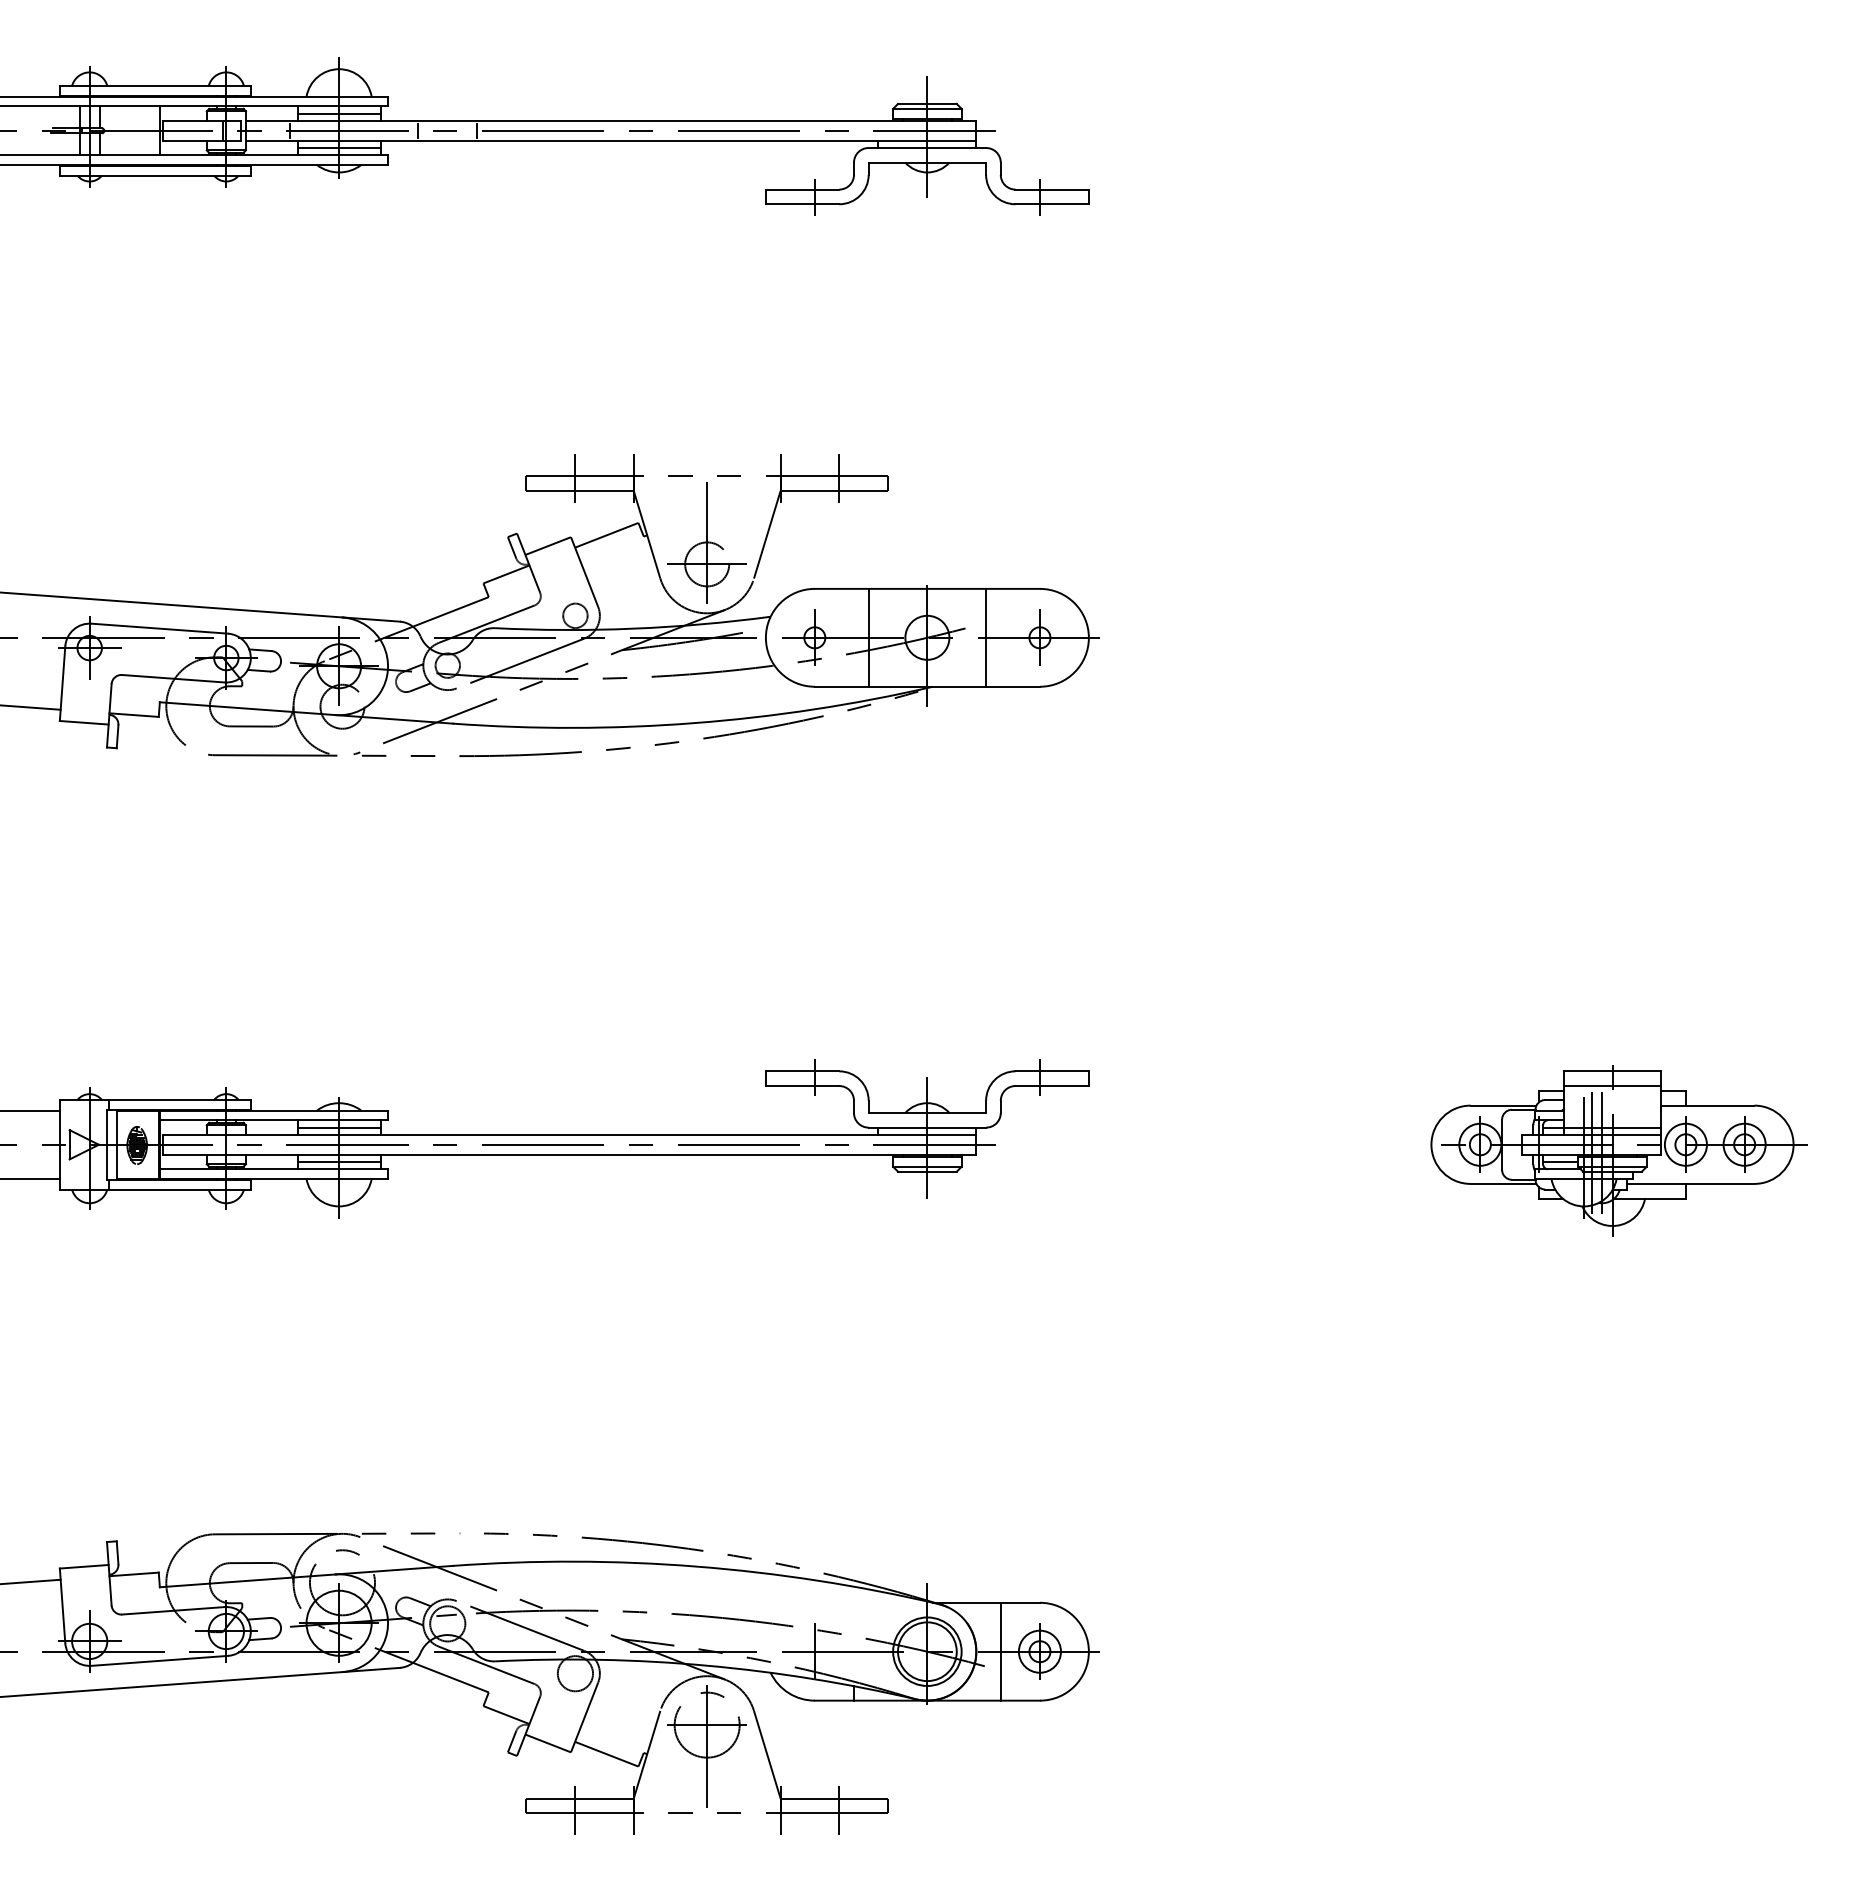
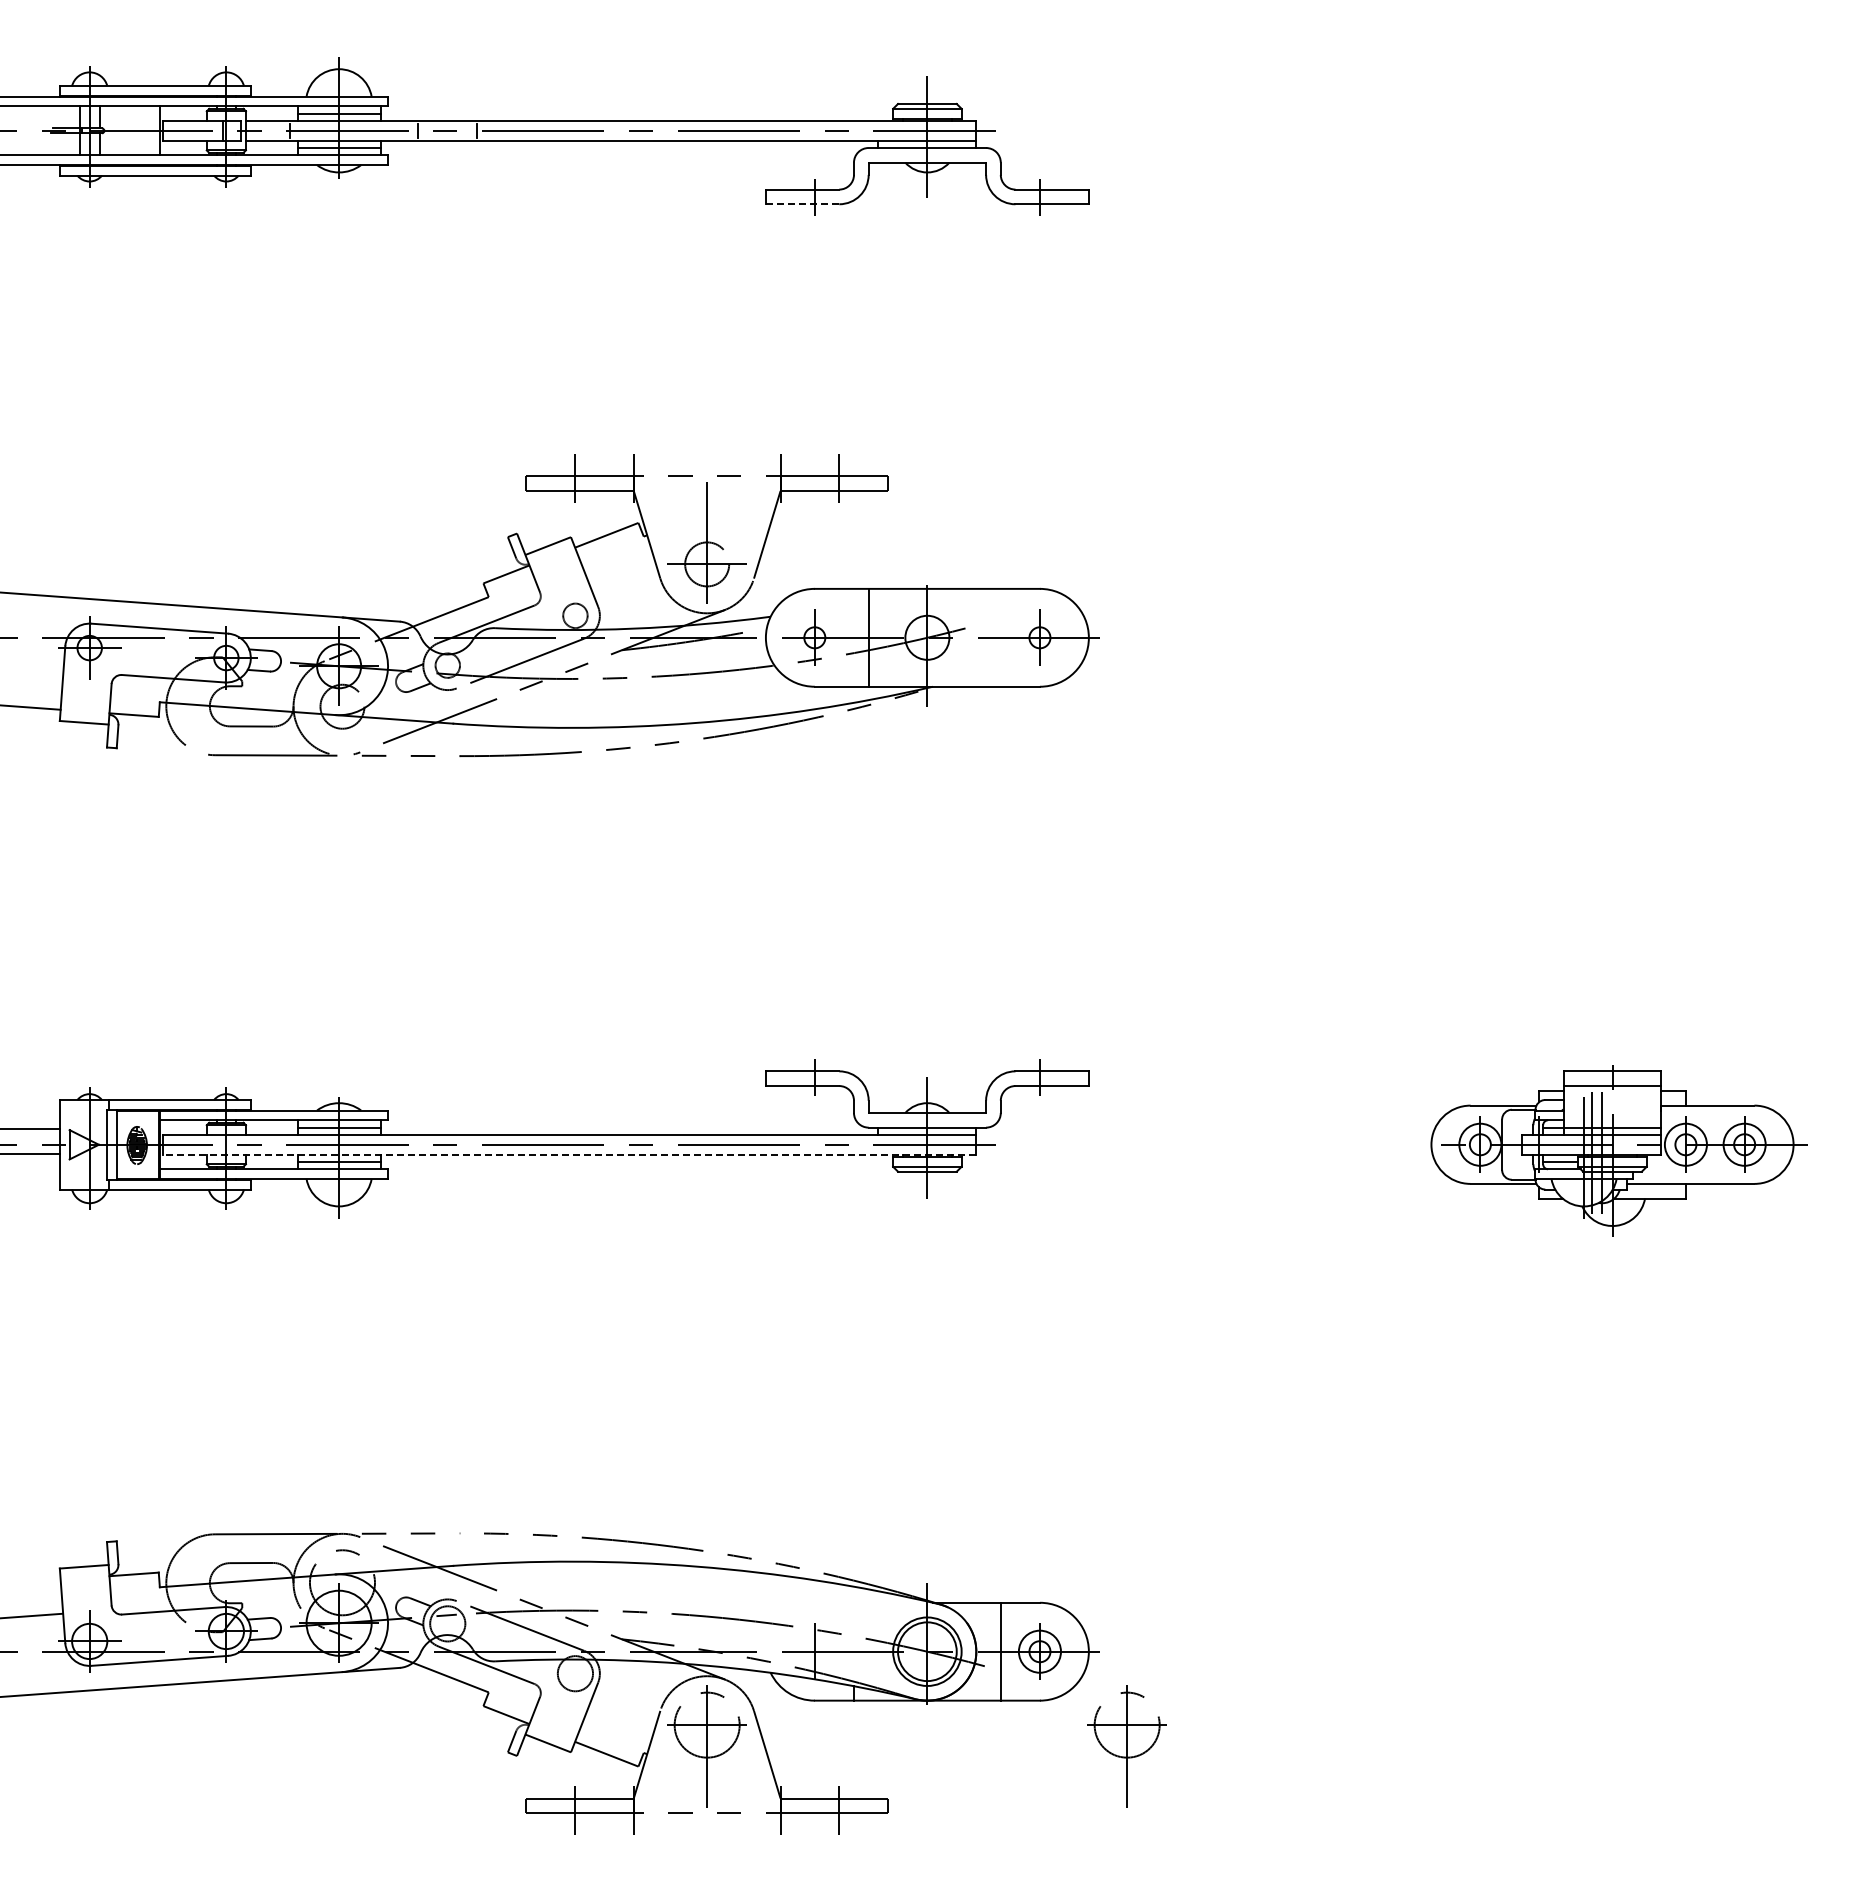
line: solid -> dashed (802, 204)
line: present -> none (986, 637)
line position: (30, 1110) -> (30, 1128) (30, 1128)
line: solid -> dashed (569, 1154)
line position: (30, 1179) -> (30, 1154) (30, 1154)
line position: (31, 1581) -> (32, 1615) (32, 1615)
part: none -> present (1126, 1746)
